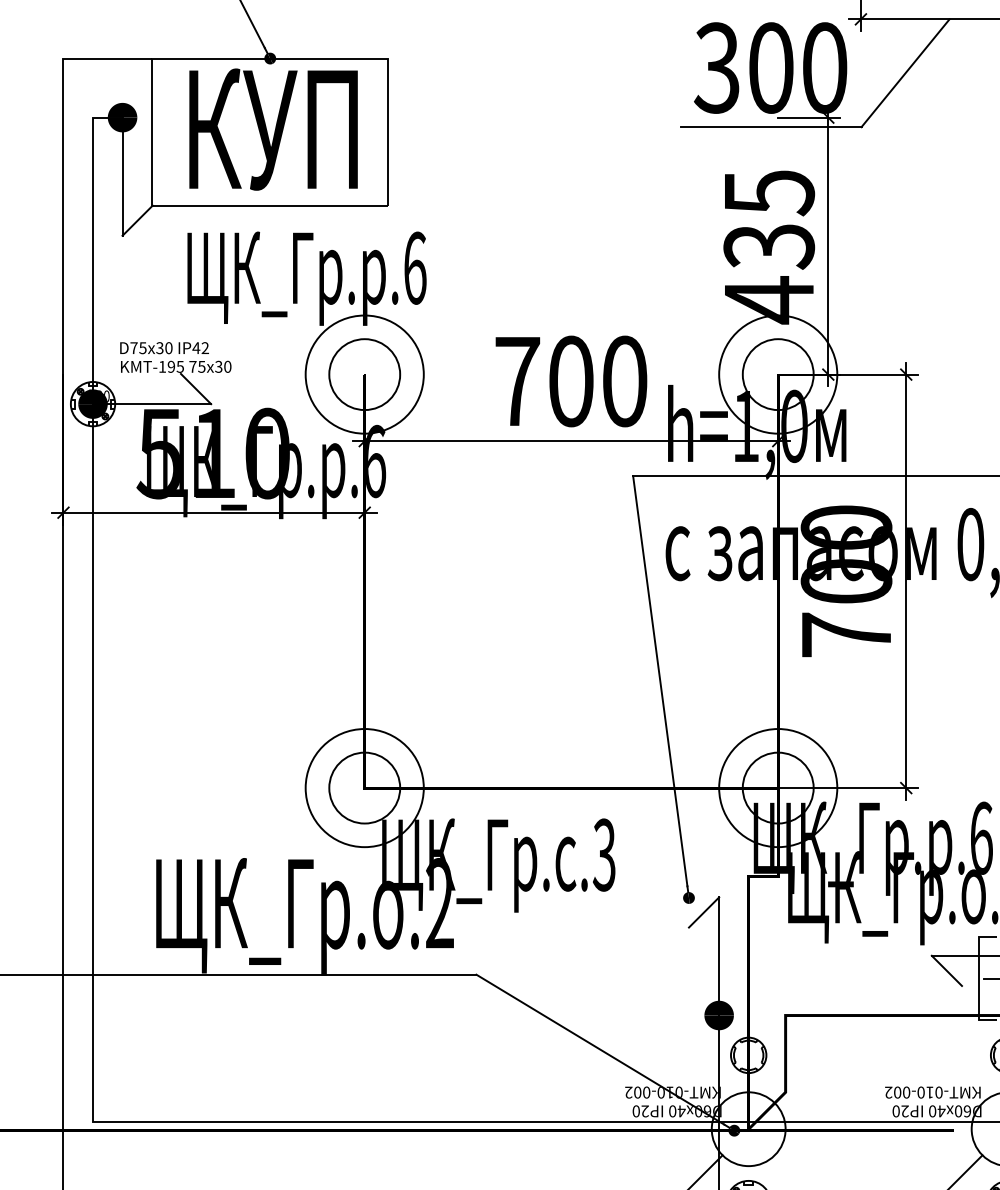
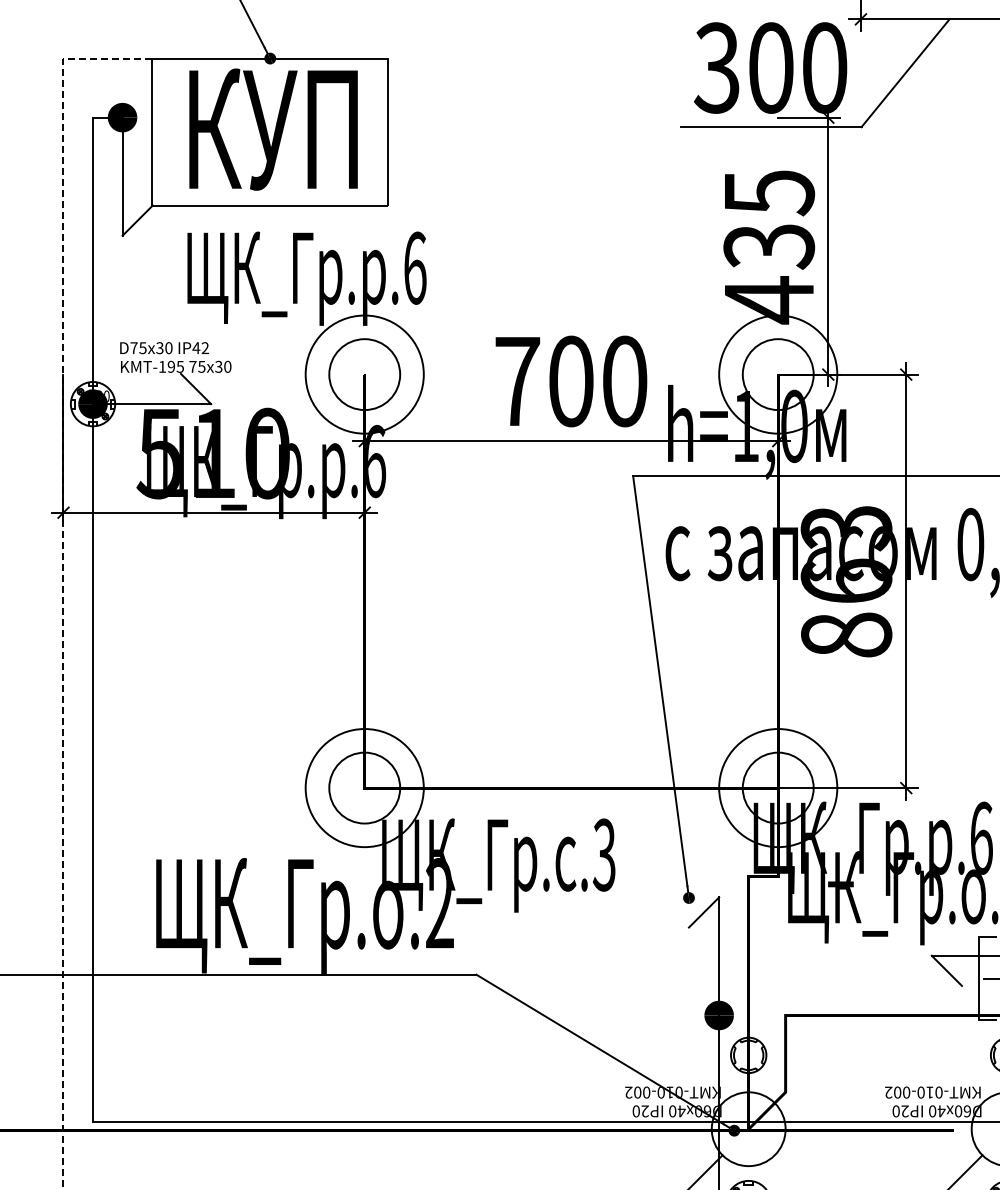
line: solid -> dashed (63, 579)
text: 700 -> 863 (846, 581)
